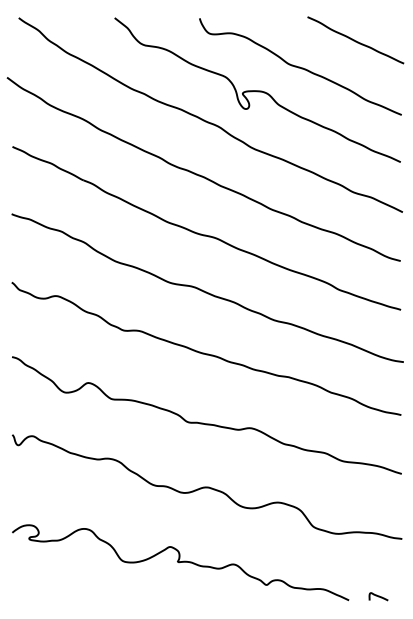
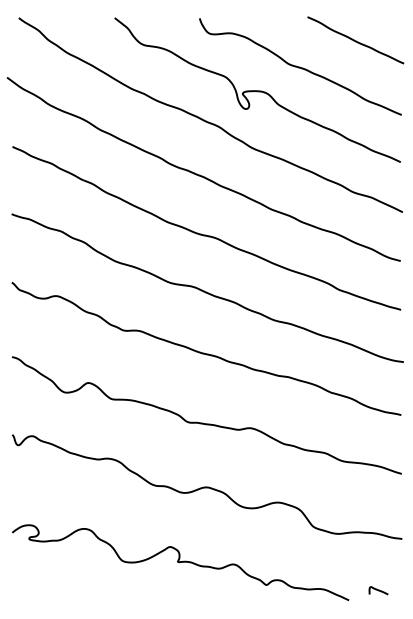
curve position: (378, 596) -> (378, 590) (378, 590)
